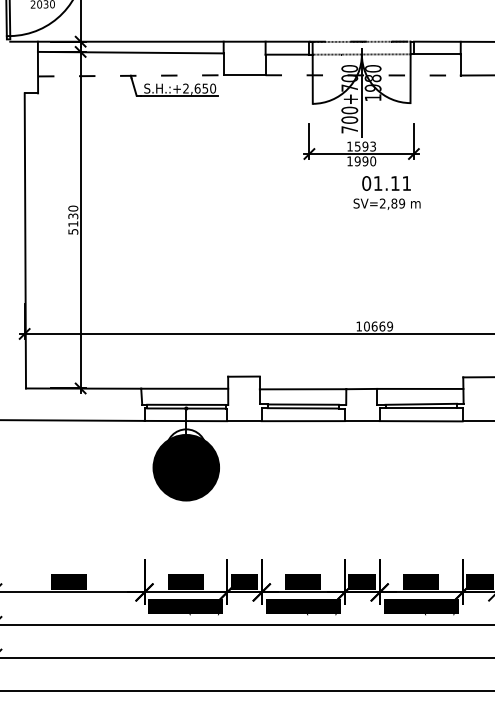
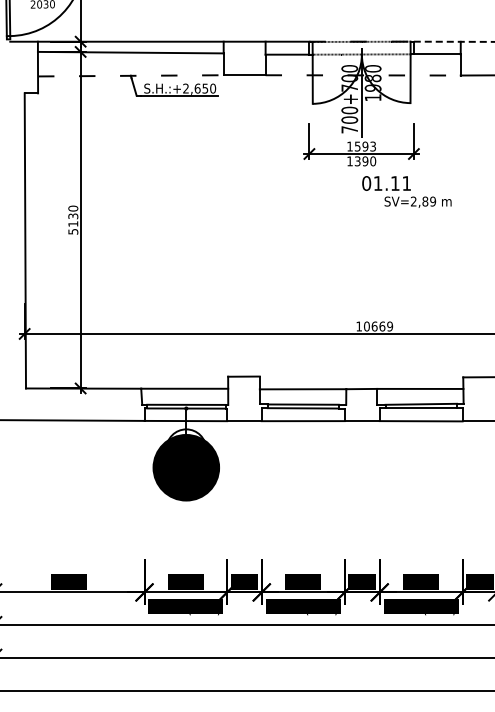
line: solid -> dashed (453, 41)
text: 1990 -> 1390 (357, 161)
text position: (386, 203) -> (417, 201) (417, 201)
